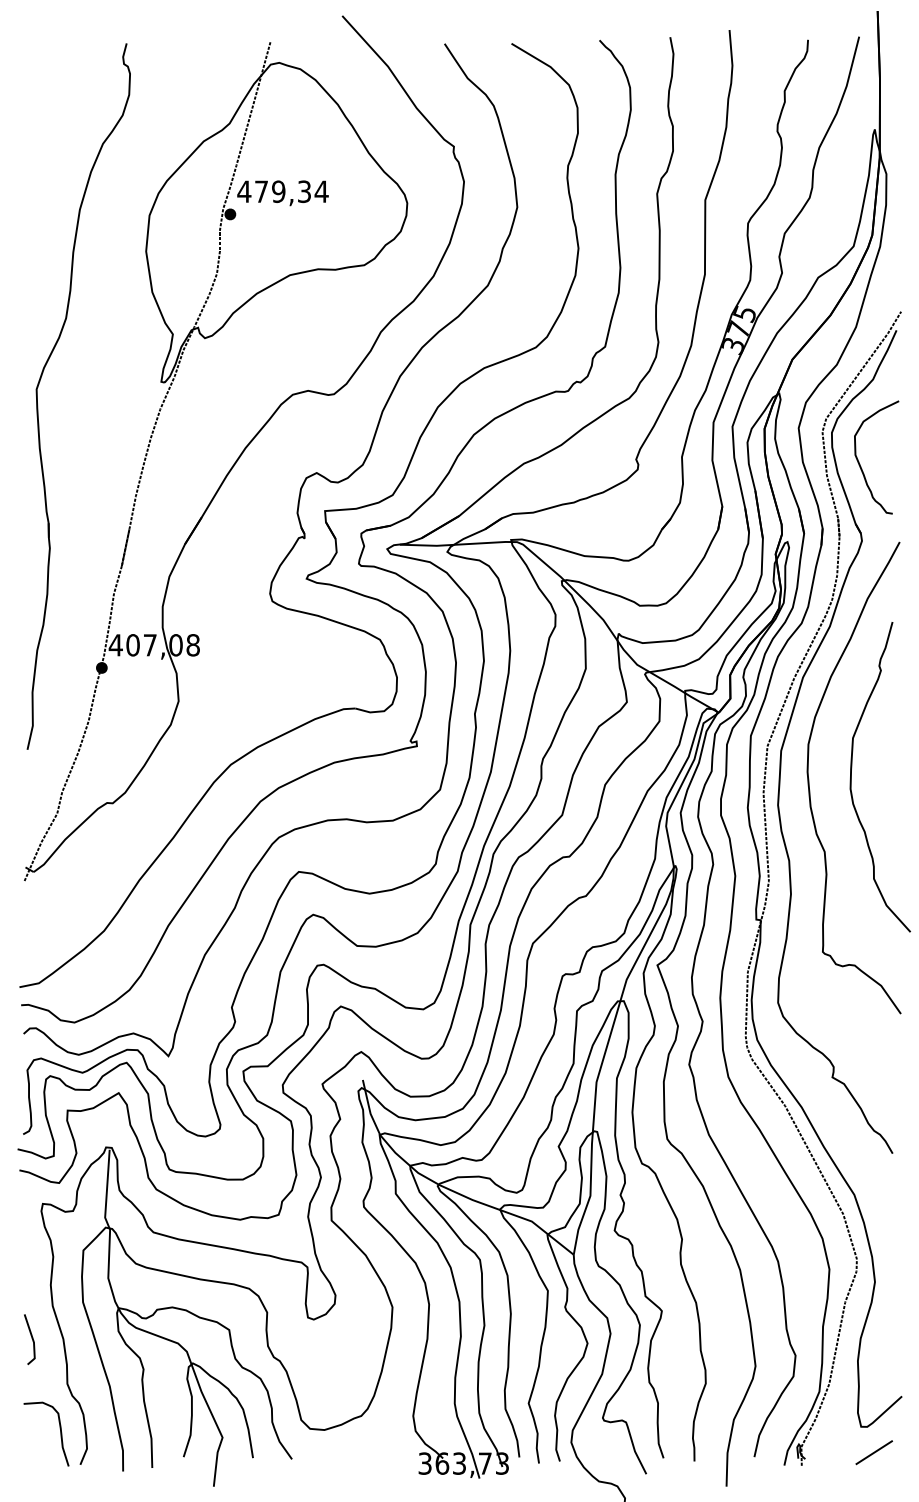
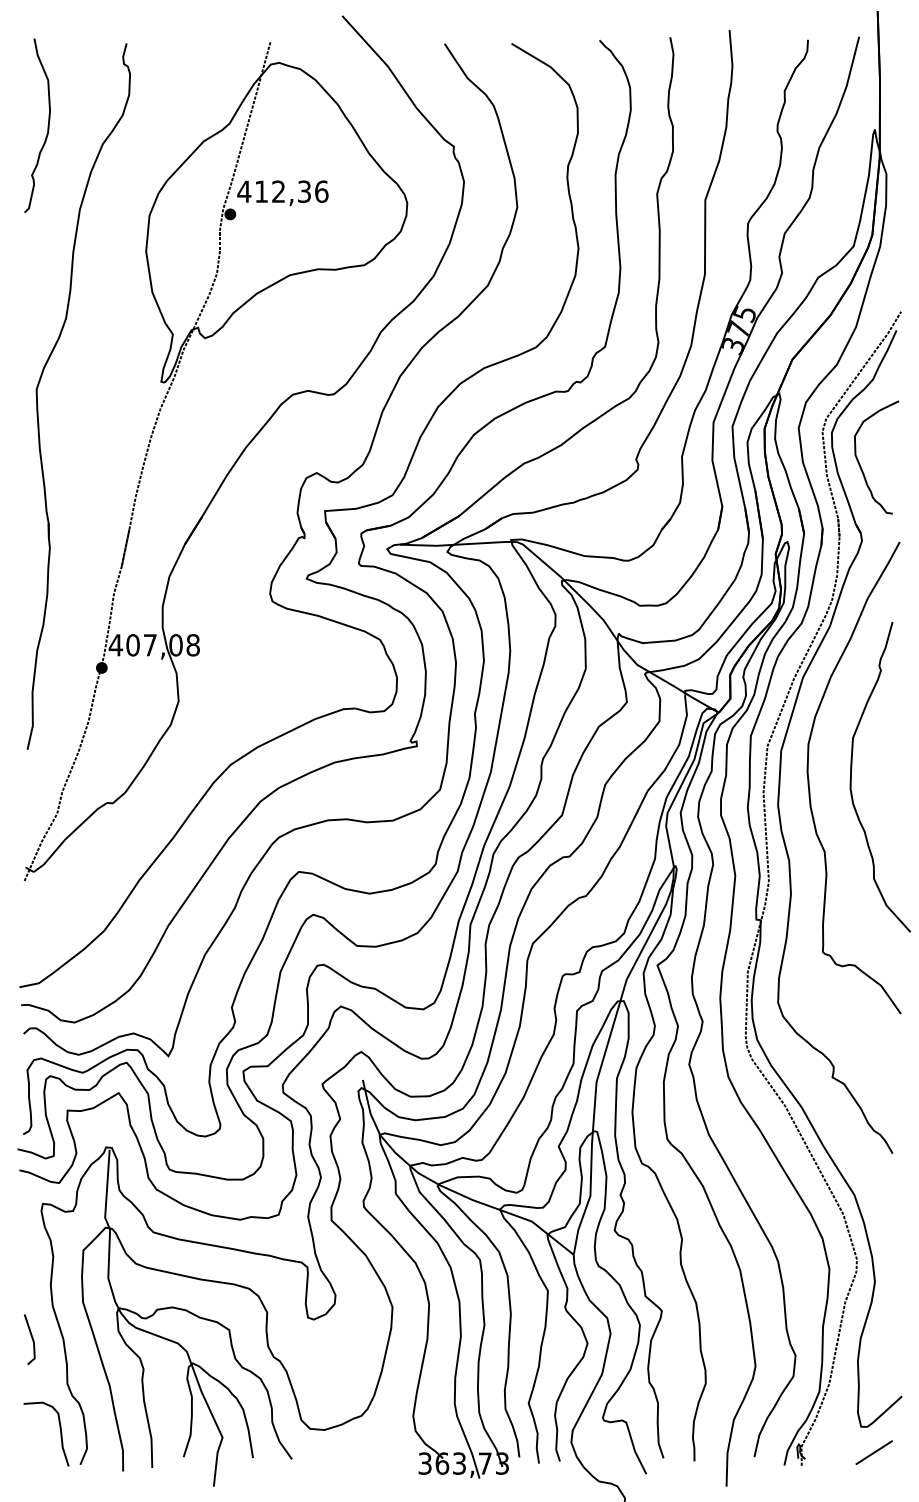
curve: none -> present (47, 125)
text: 479,34 -> 412,36 (291, 191)
